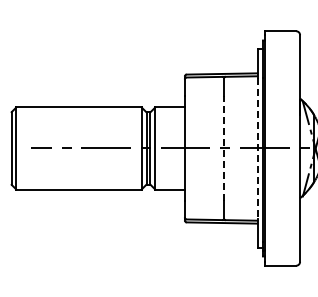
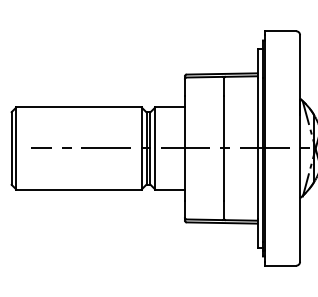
line: dashed -> solid (223, 148)
line: dashed -> solid (257, 148)
